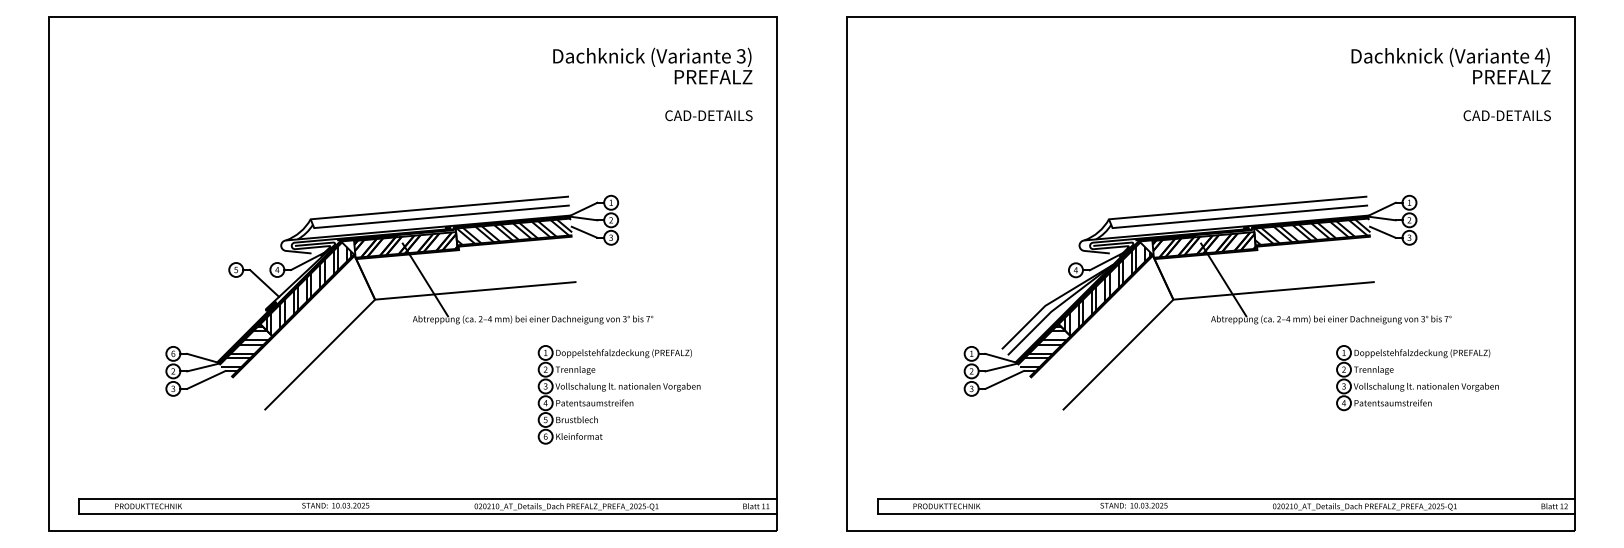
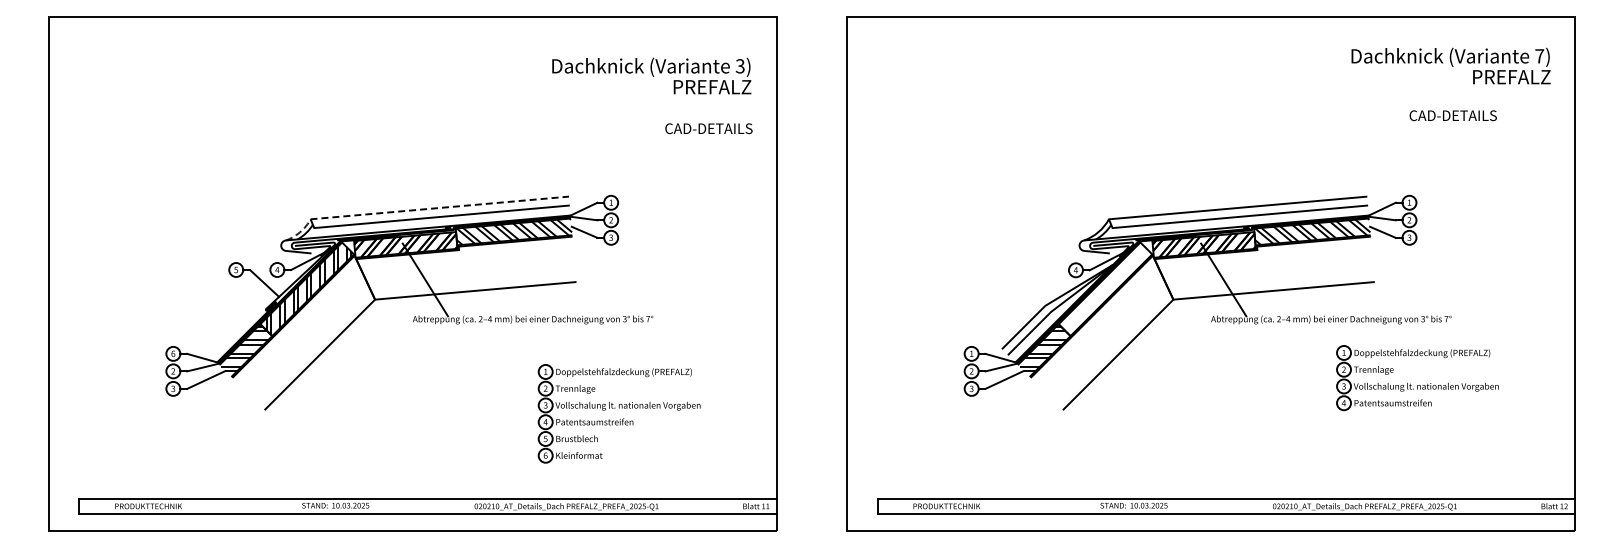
text: 4) -> 7) (1539, 56)
text position: (652, 65) -> (651, 75) (651, 75)
text position: (708, 115) -> (708, 128) (708, 128)
text position: (1506, 115) -> (1452, 115) (1452, 115)
line: solid -> dashed (415, 210)
hatch: present -> none (1107, 290)
part position: (618, 394) -> (618, 413) (618, 413)
